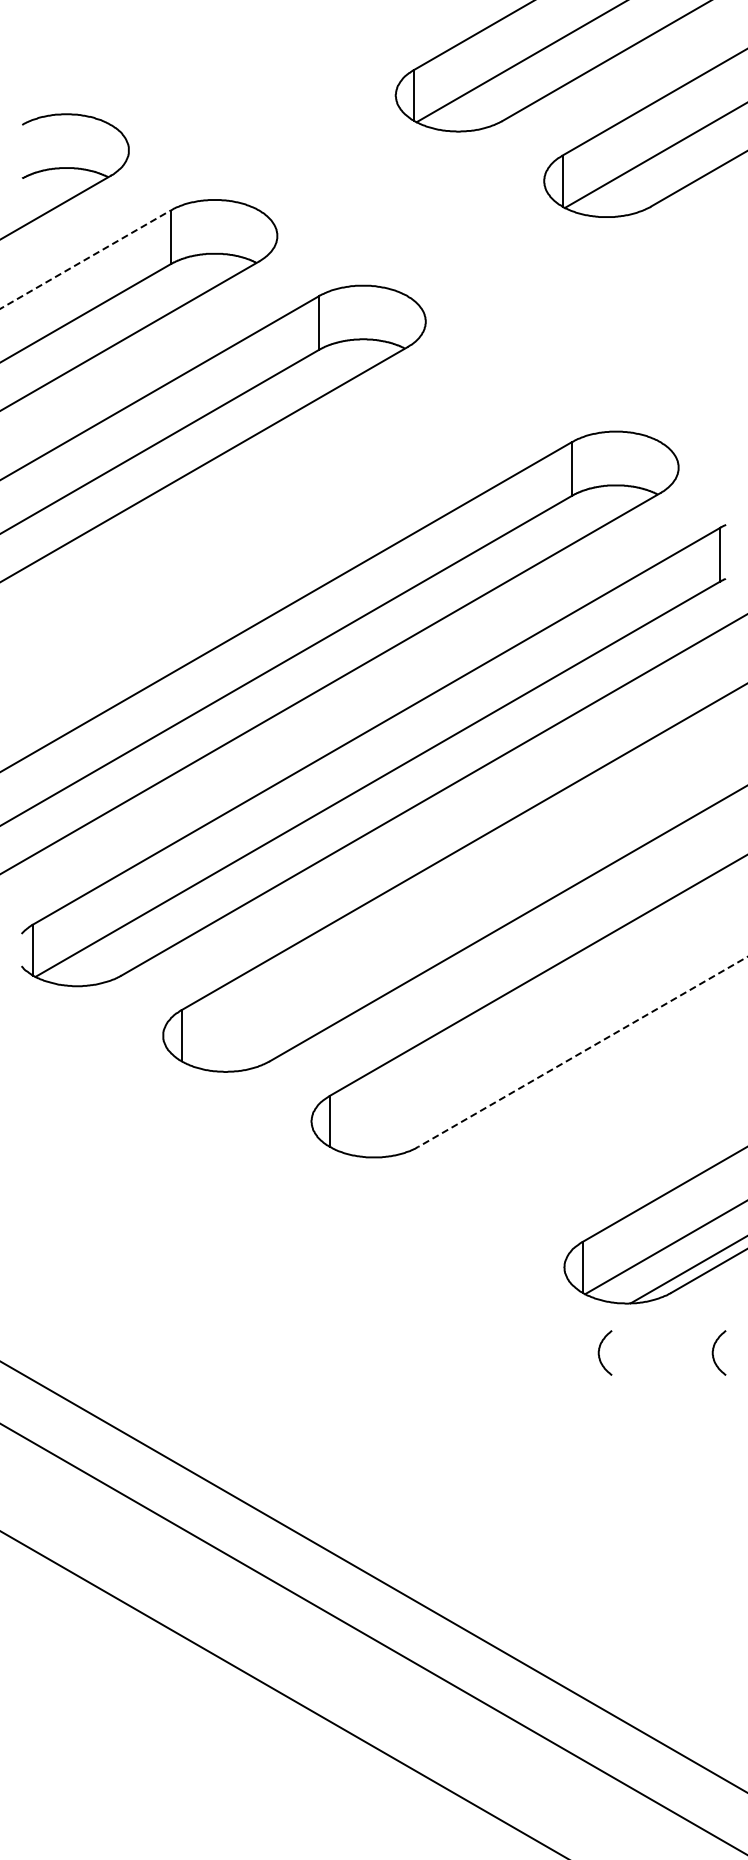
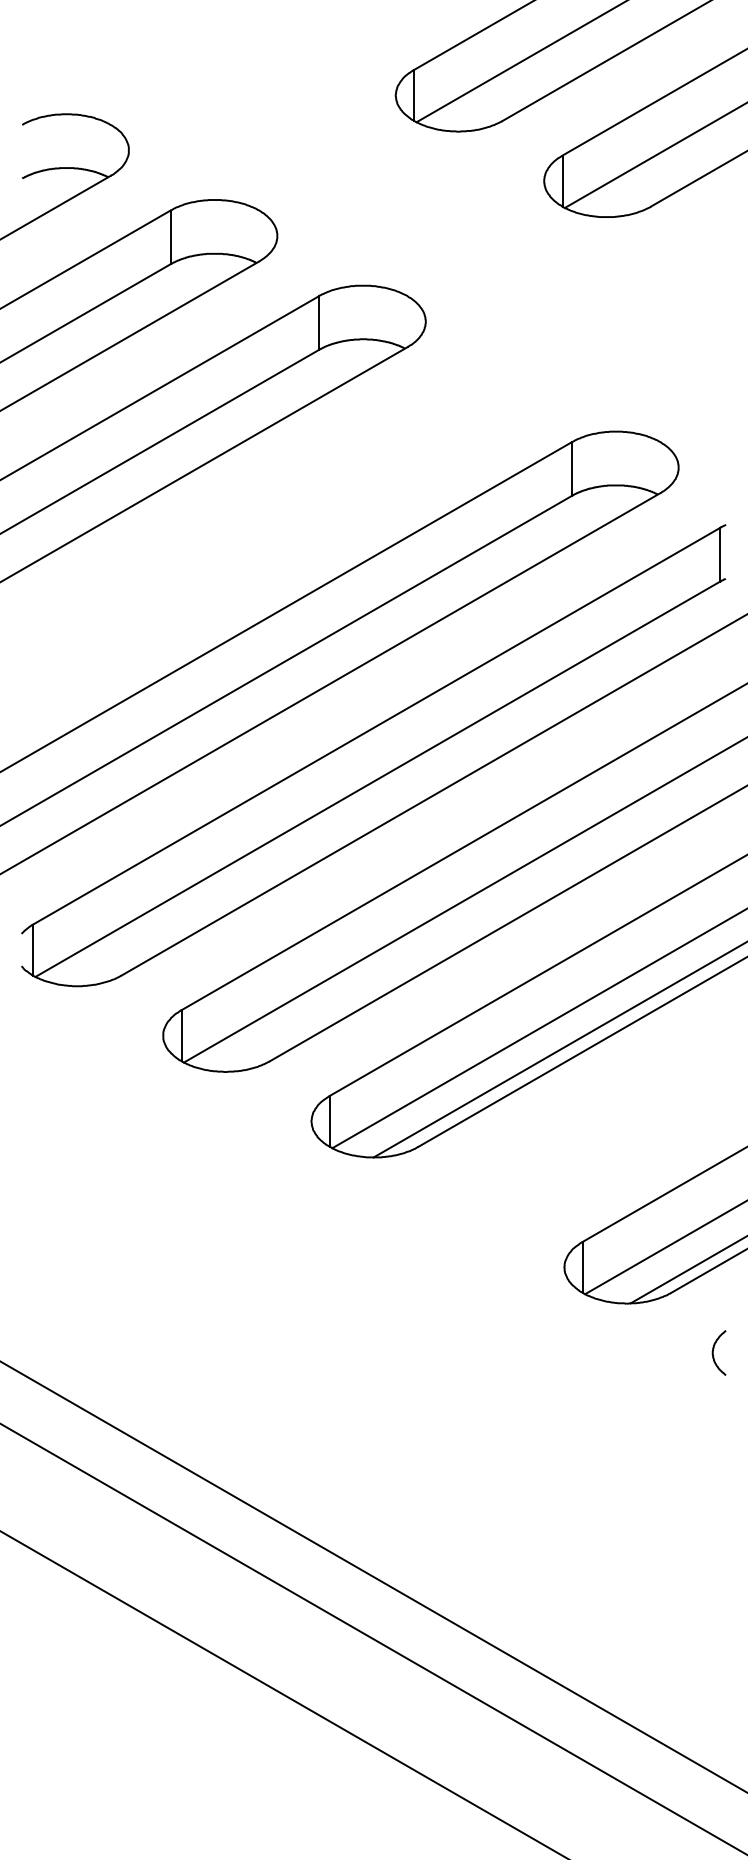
line: dashed -> solid (85, 259)
line: none -> present (463, 900)
line: none -> present (538, 1029)
line: none -> present (558, 1050)
line: dashed -> solid (582, 1051)
curve: present -> none (599, 1352)
